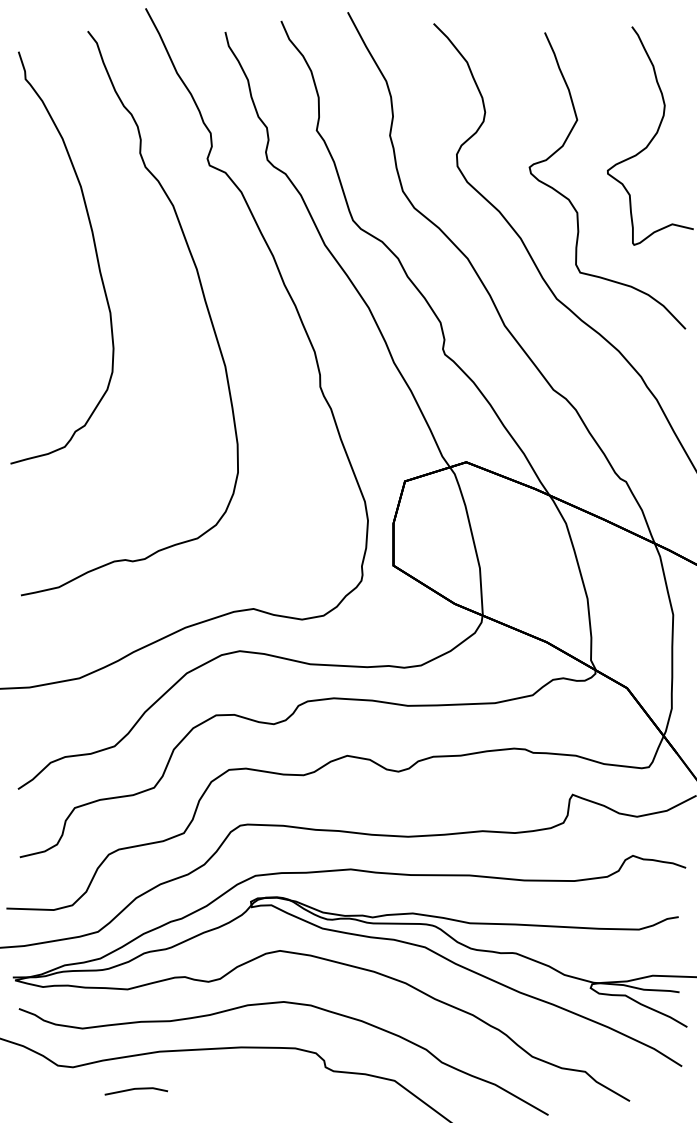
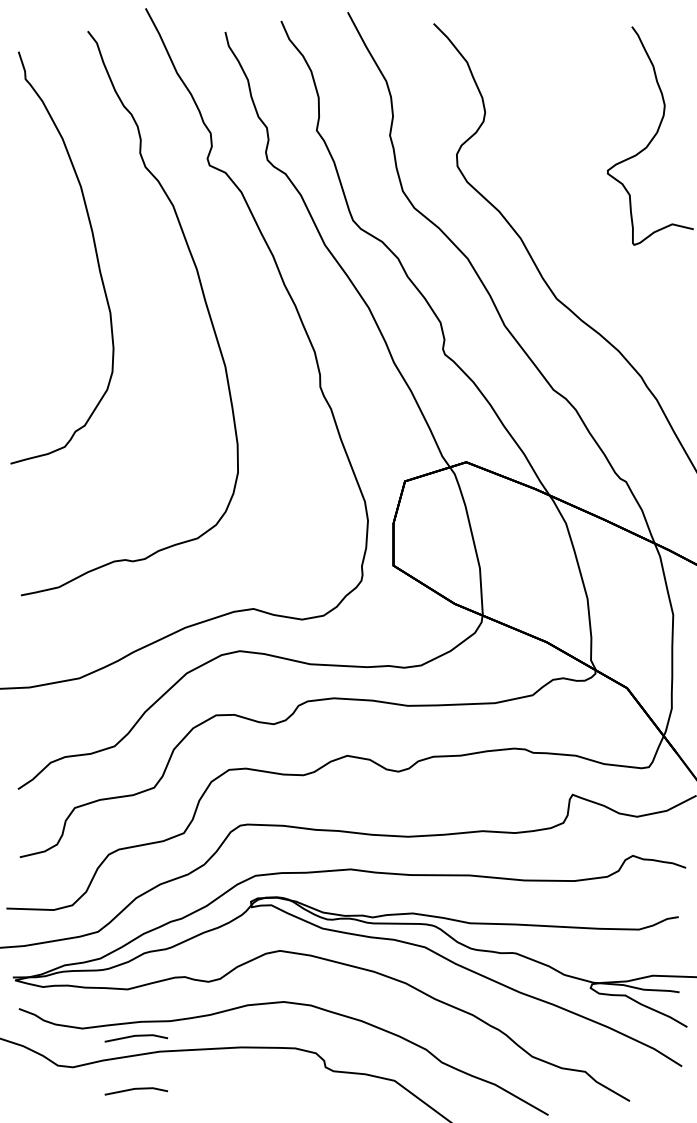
curve: present -> none (571, 201)
line: none -> present (136, 1036)
